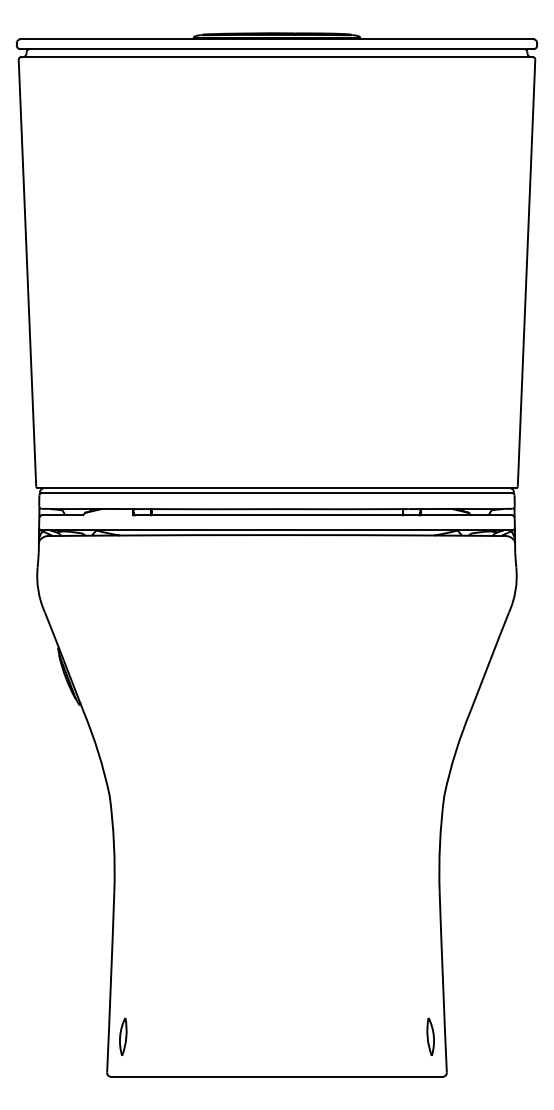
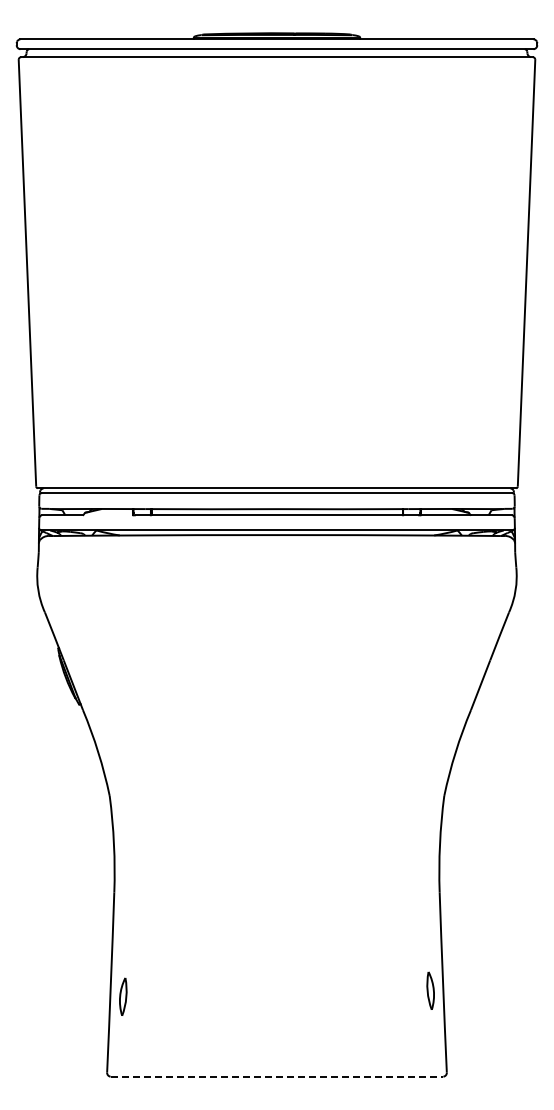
part position: (123, 1036) -> (123, 996) (123, 996)
part position: (430, 1036) -> (430, 990) (430, 990)
line: solid -> dashed (277, 1076)
